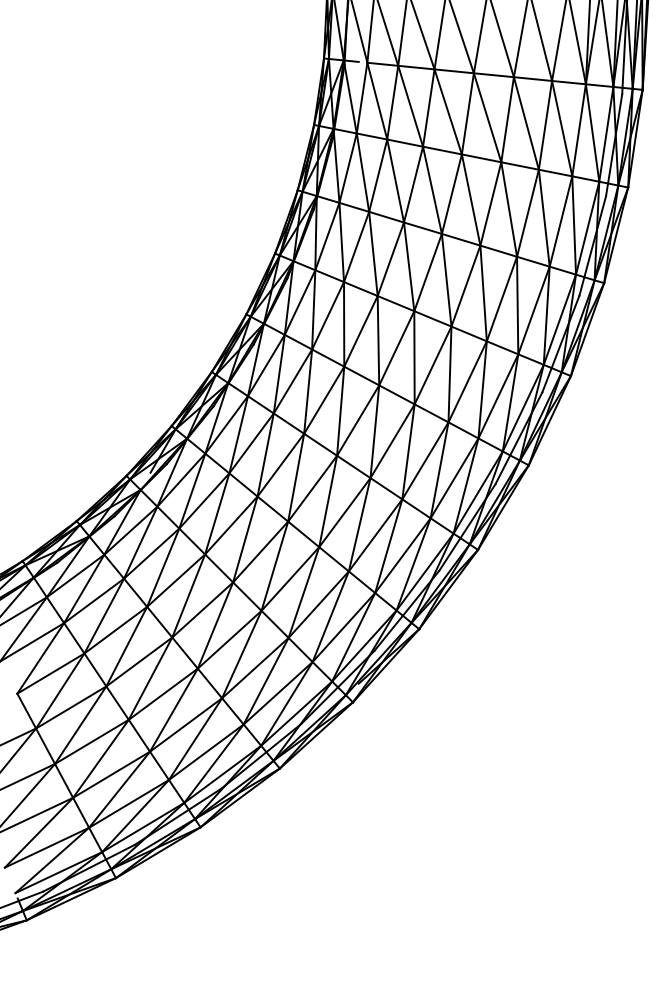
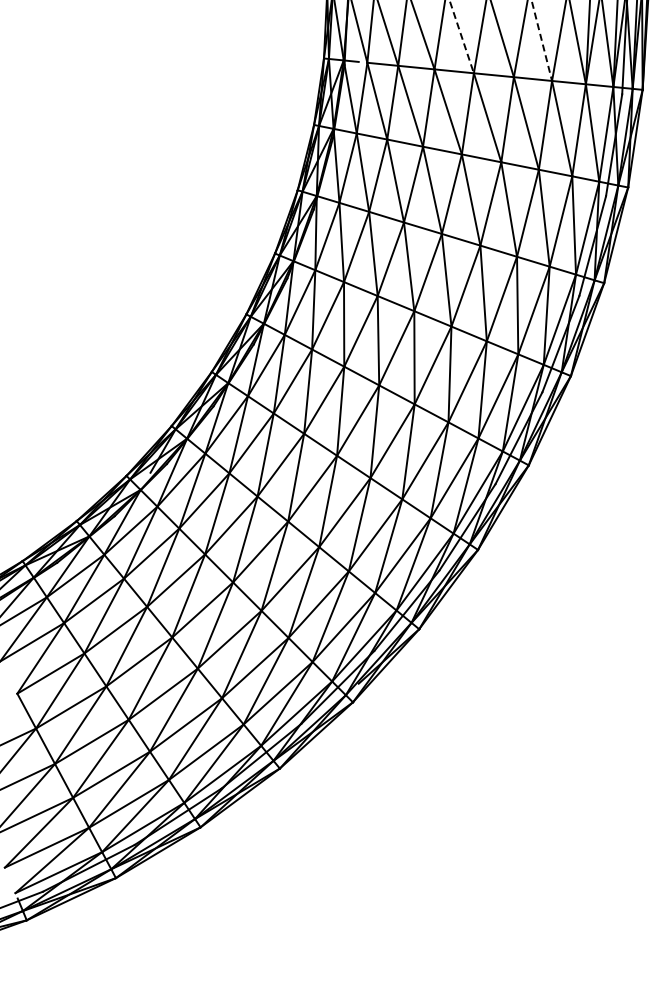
line: solid -> dashed (461, 37)
line: solid -> dashed (542, 41)
